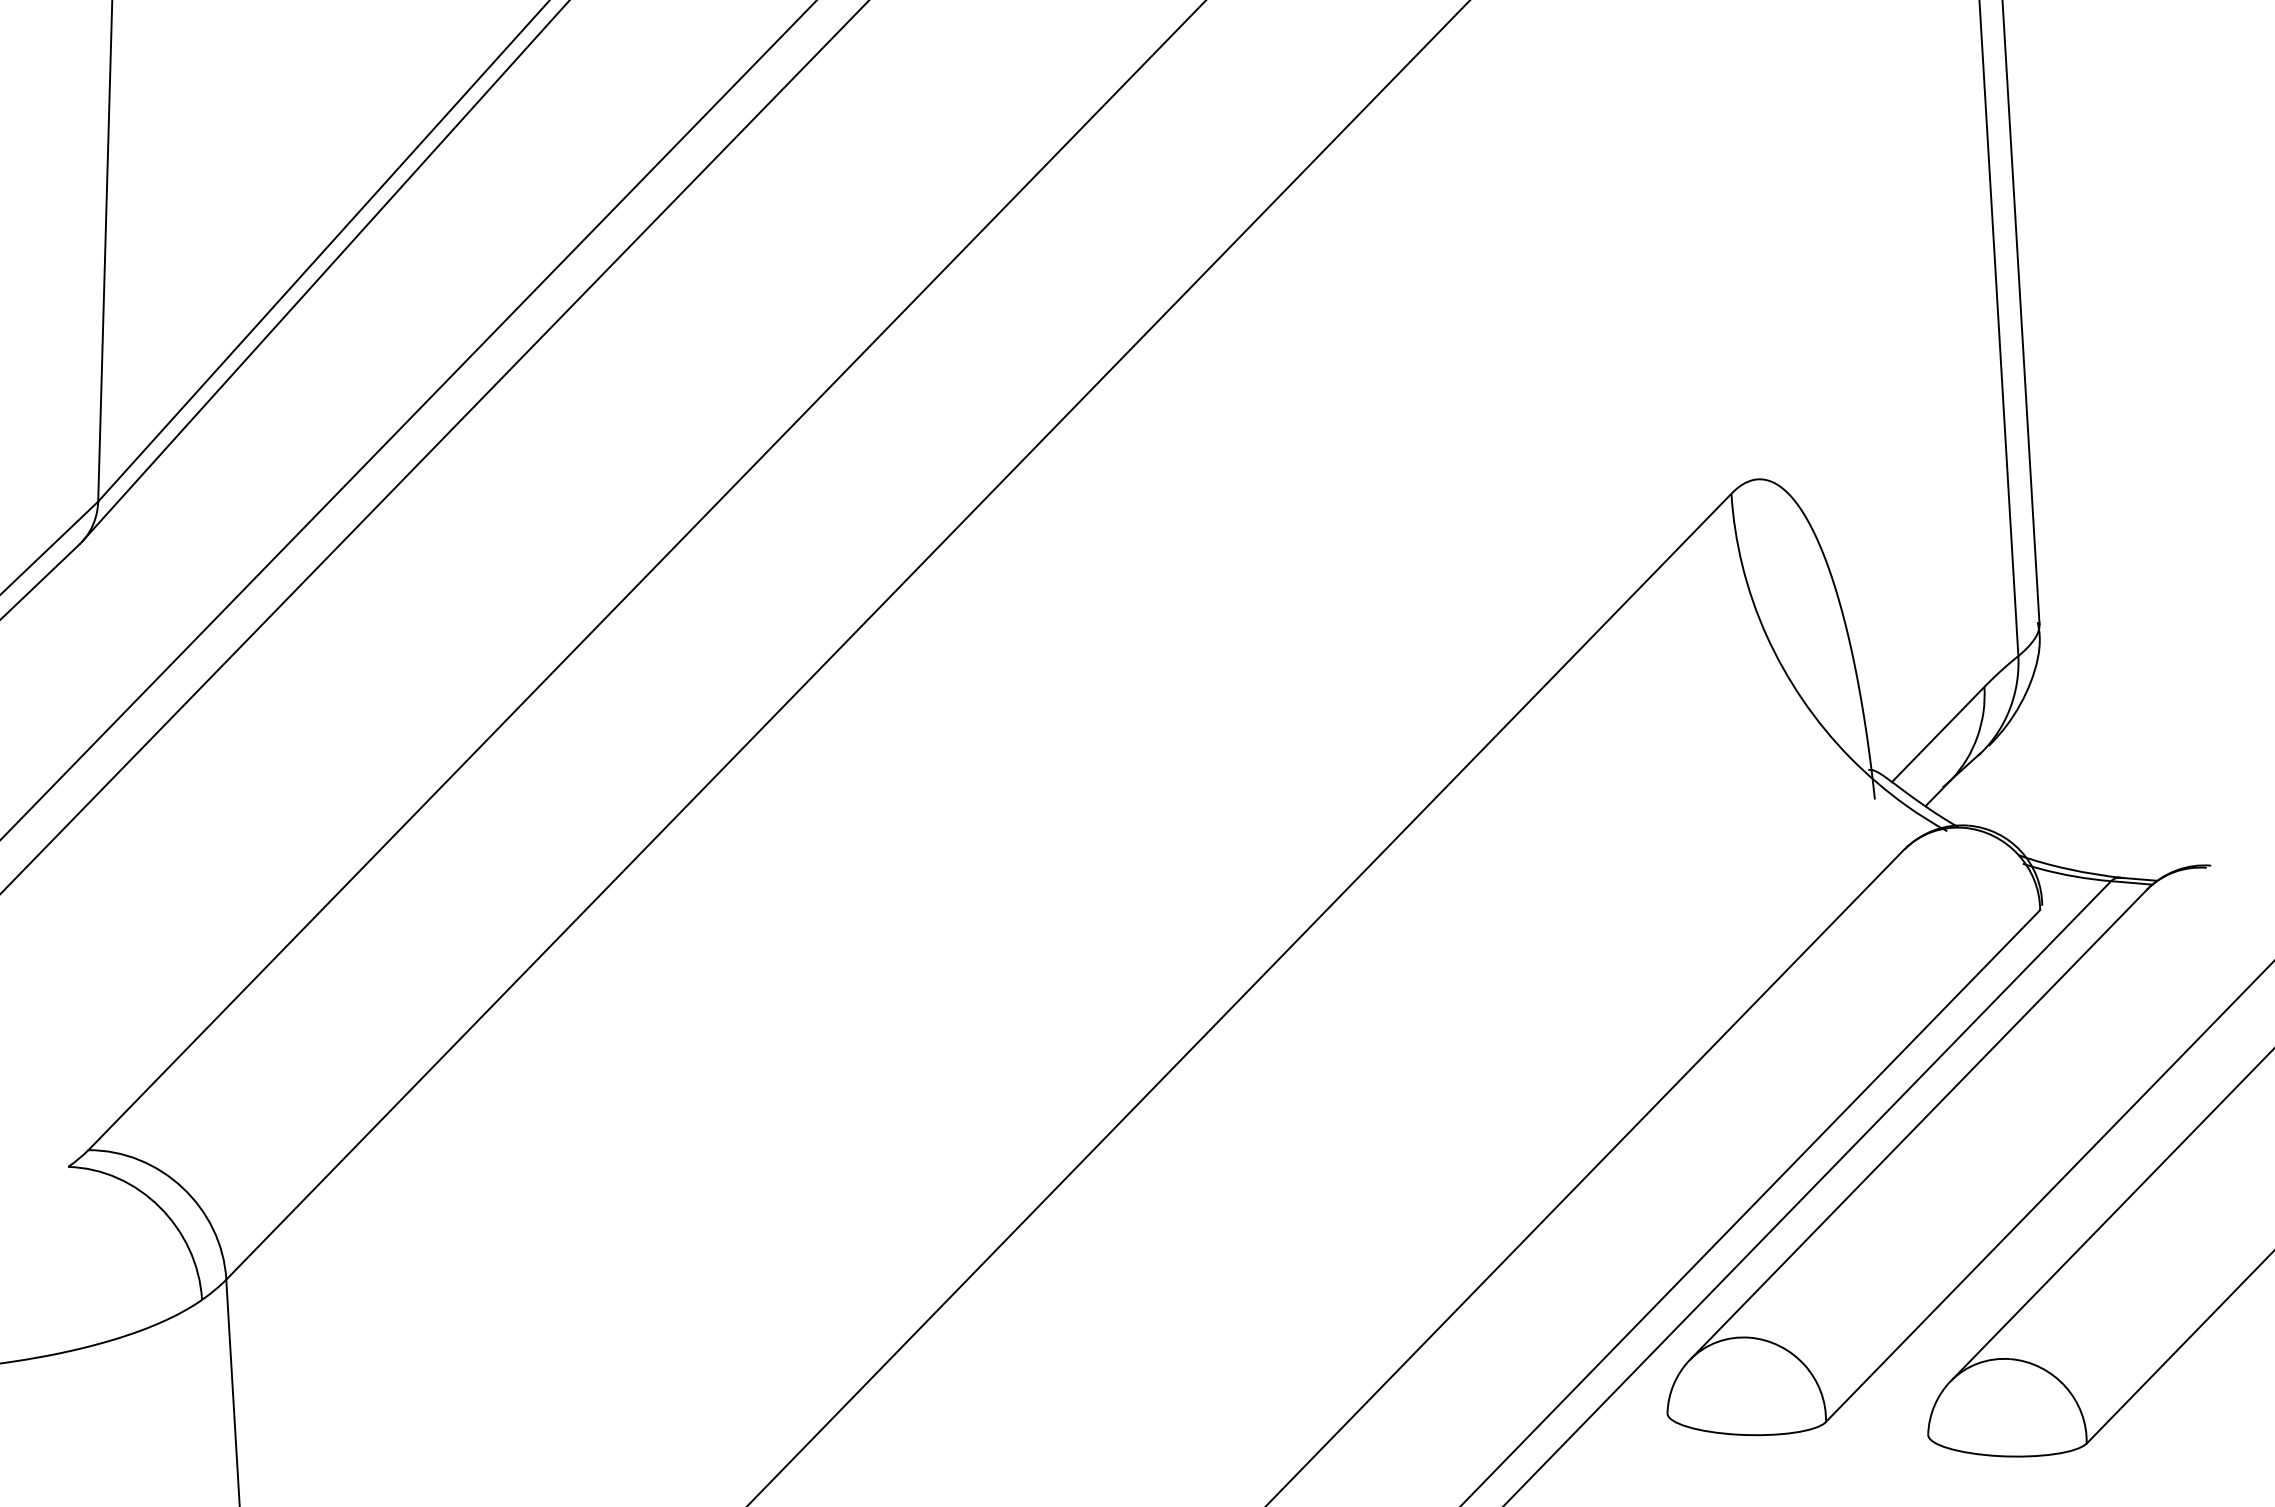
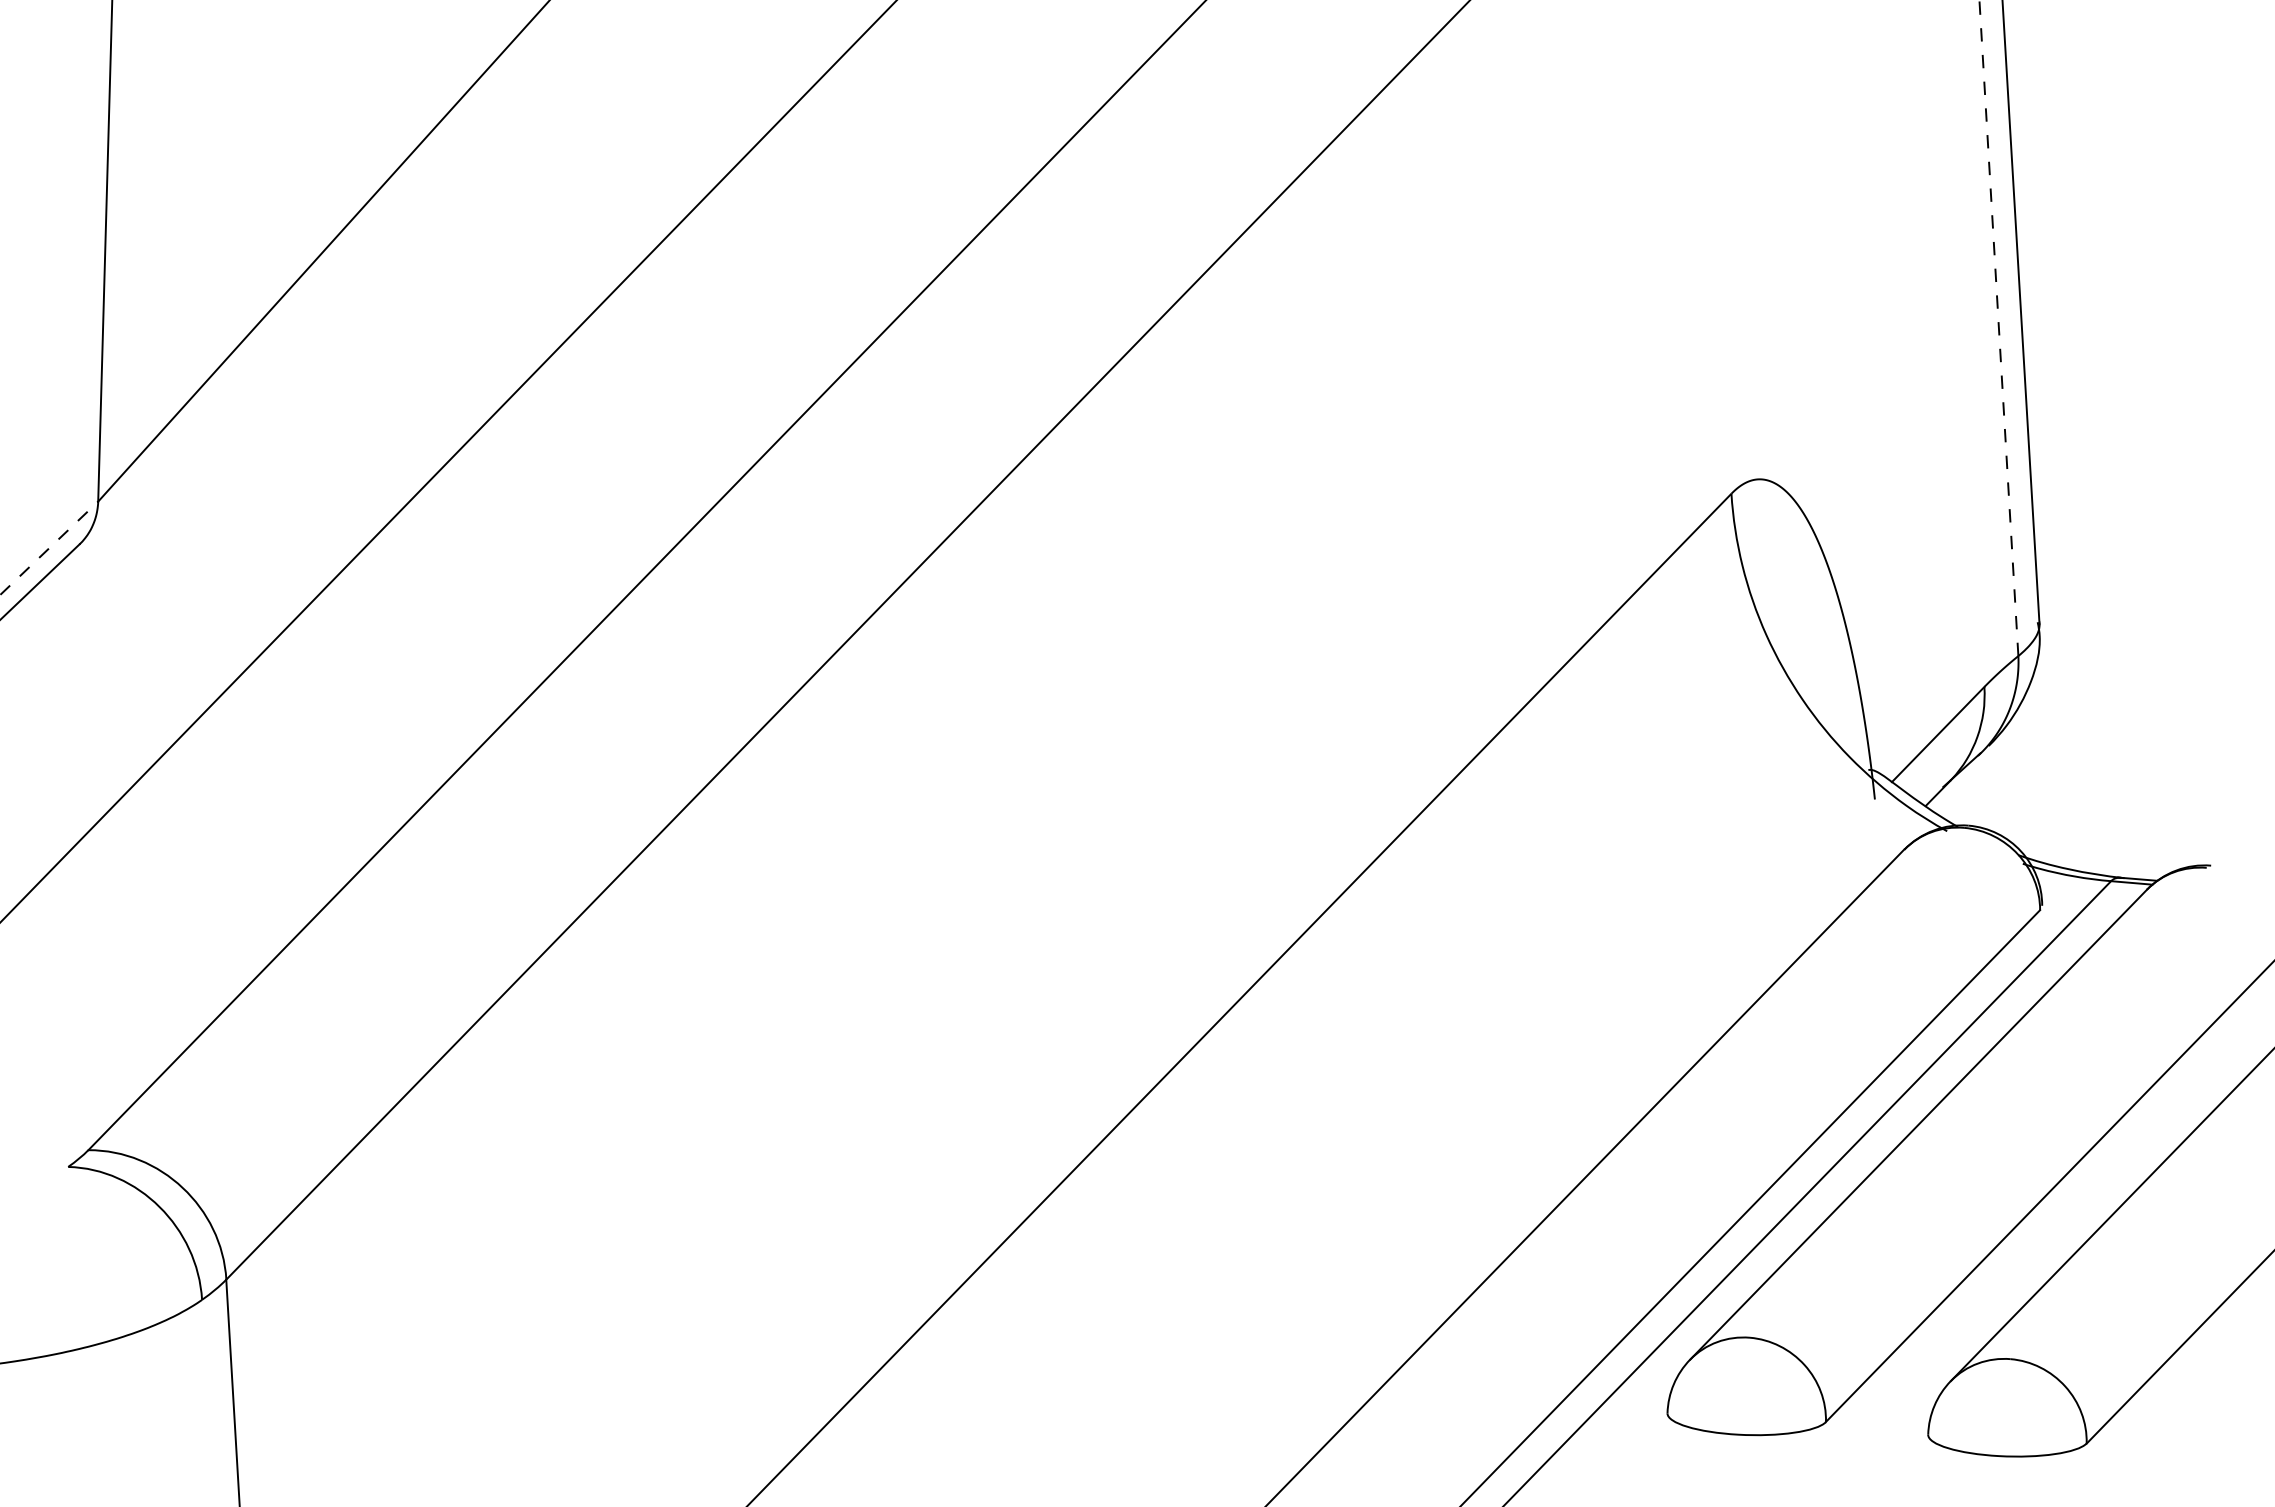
line: present -> none (324, 271)
line: solid -> dashed (1998, 327)
line: present -> none (408, 420)
line position: (434, 447) -> (448, 461) (448, 461)
line: solid -> dashed (49, 547)
